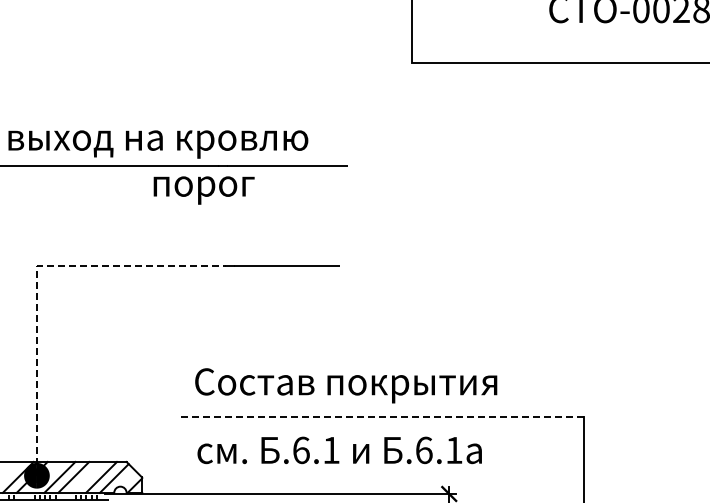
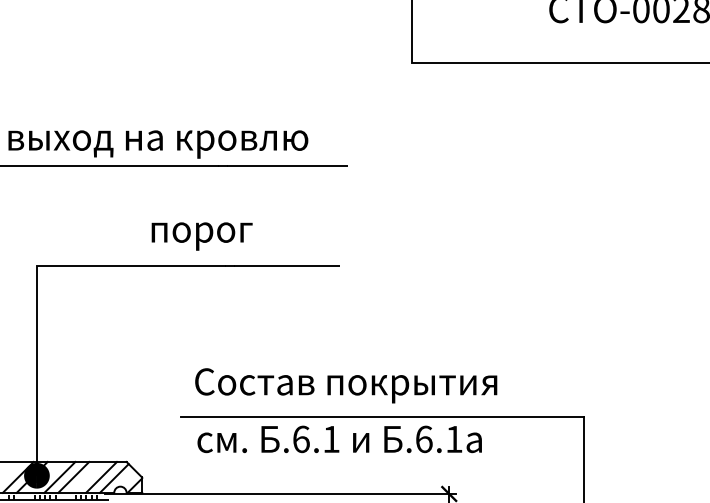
text position: (203, 190) -> (201, 236) (201, 236)
line: dashed -> solid (36, 275)
line: dashed -> solid (383, 417)
text position: (339, 450) -> (339, 439) (339, 439)
